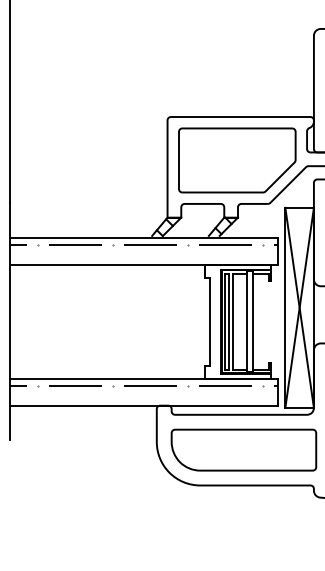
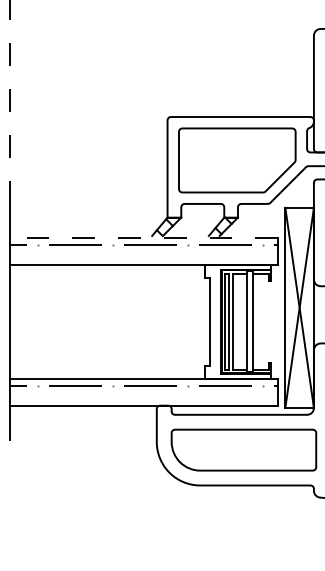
line: solid -> dashed (9, 101)
line: solid -> dashed (143, 237)
